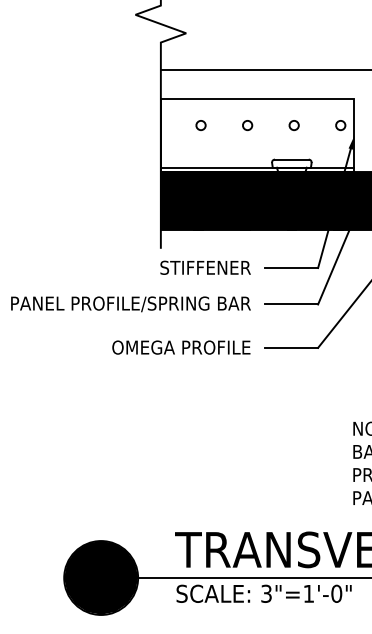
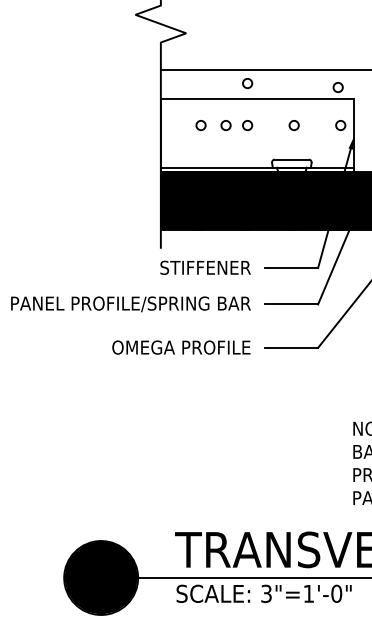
circle: none -> present (247, 83)
circle: none -> present (337, 87)
circle: none -> present (225, 125)
